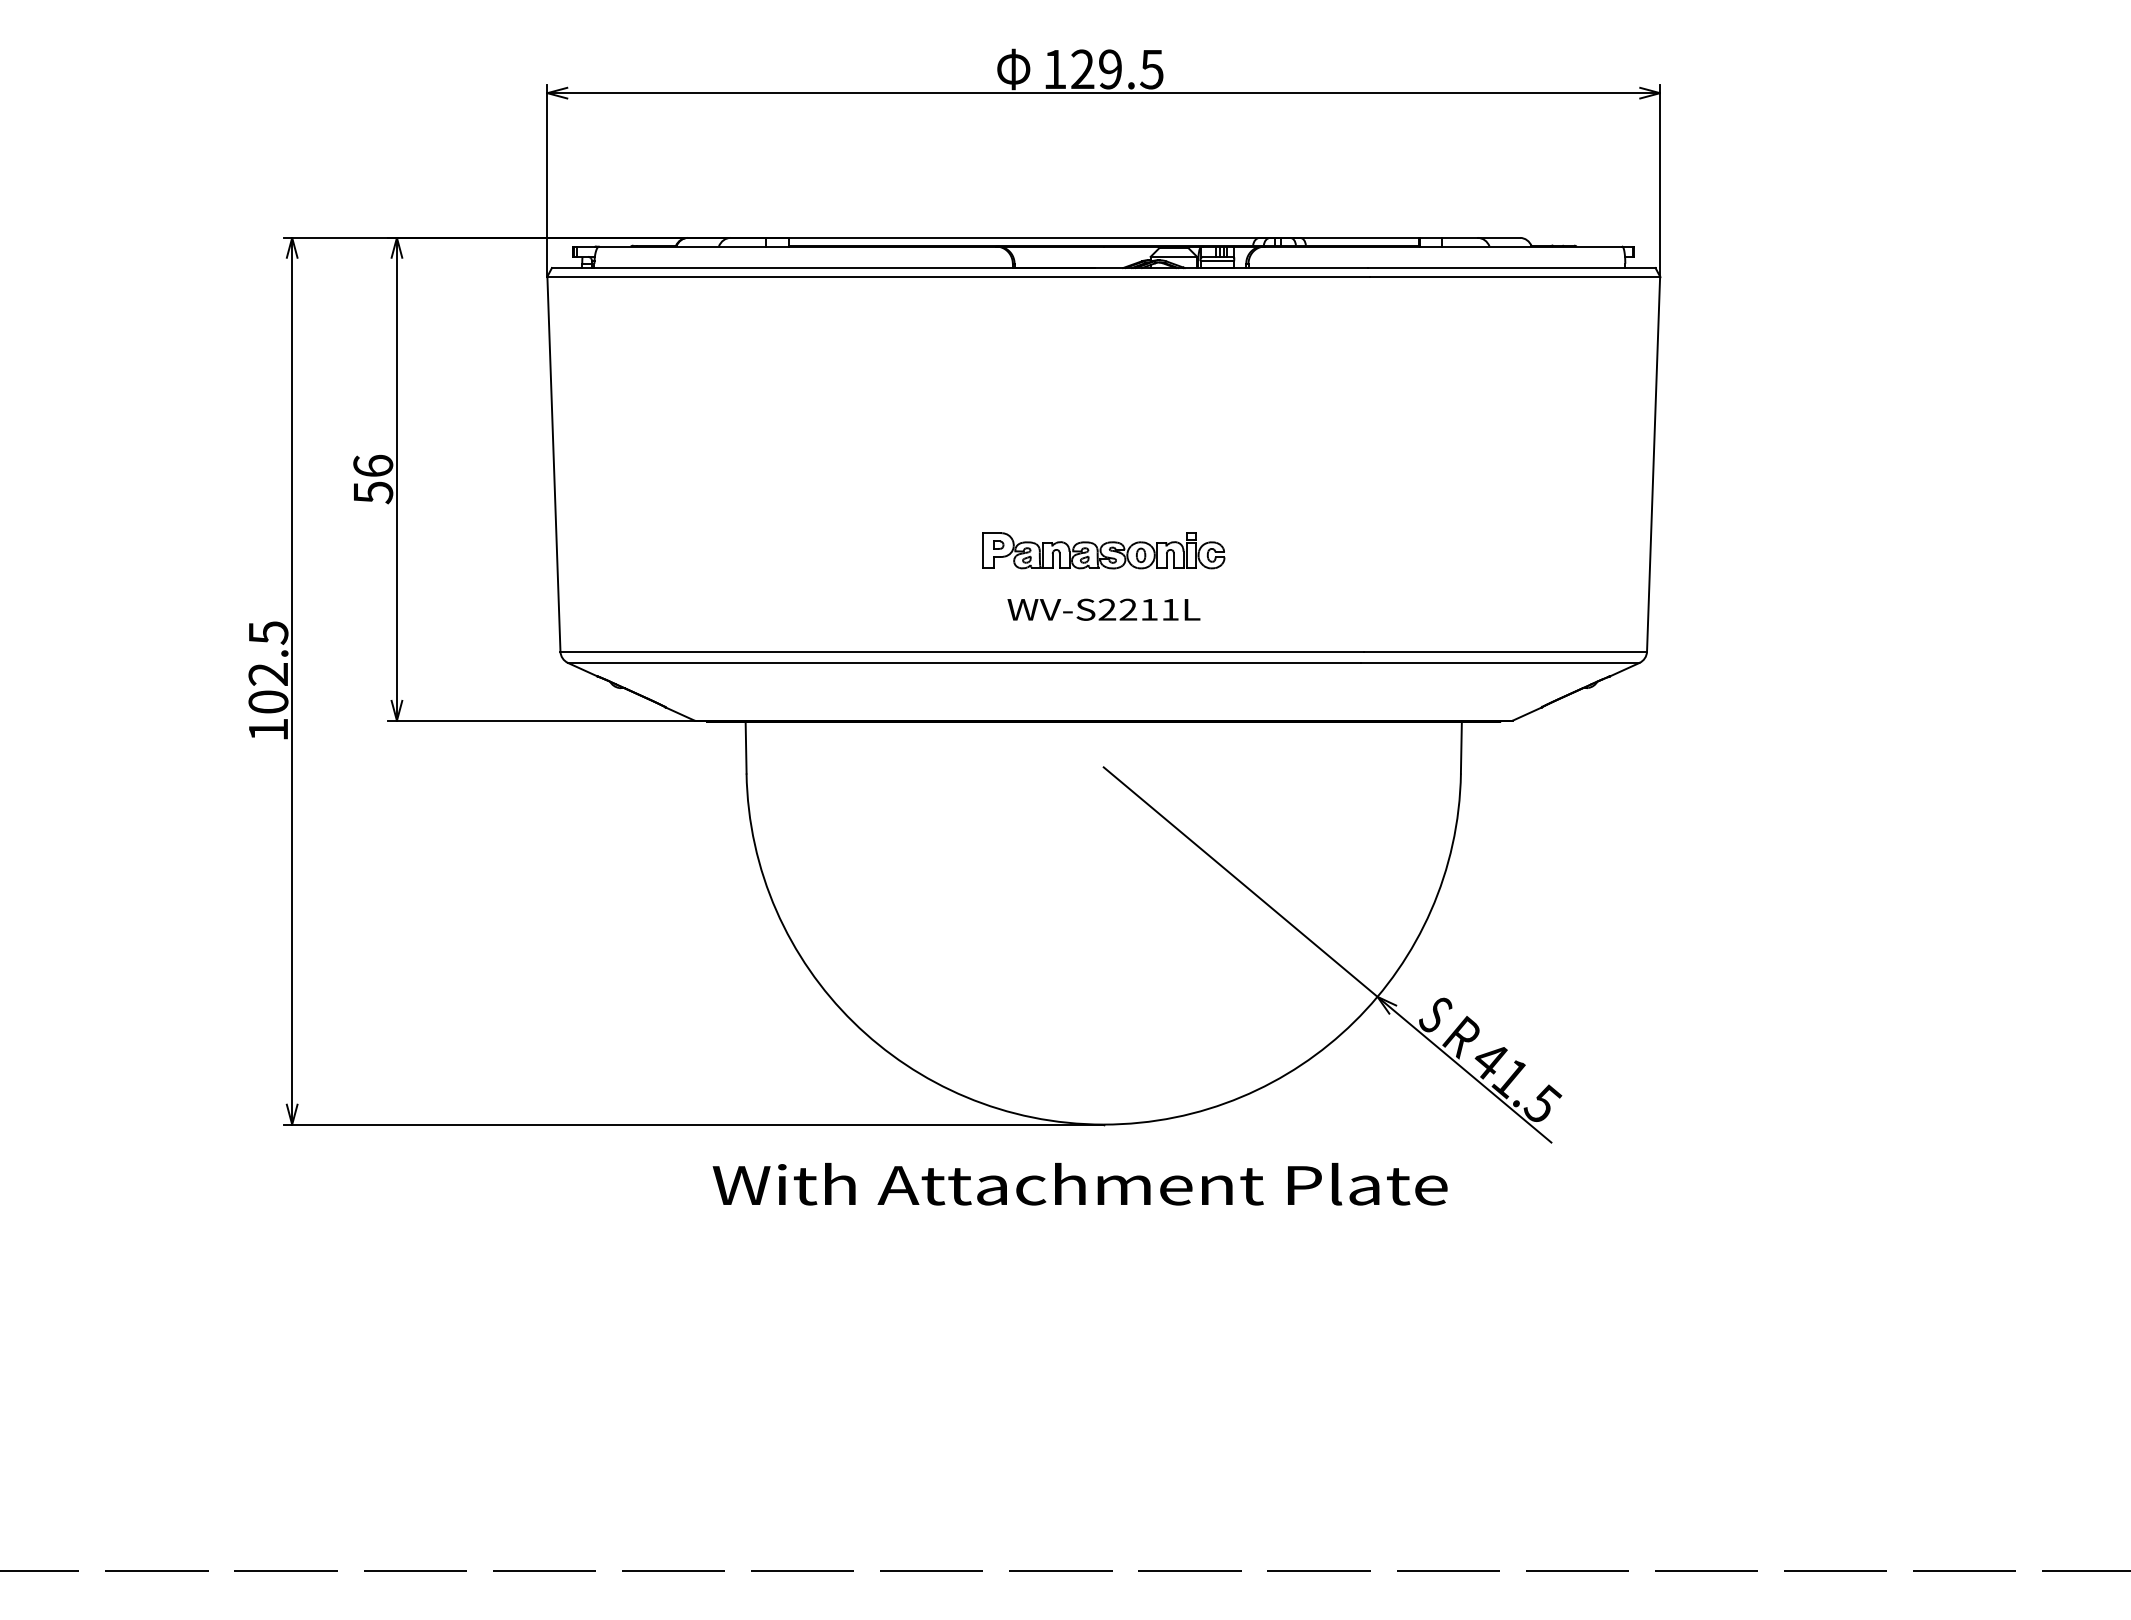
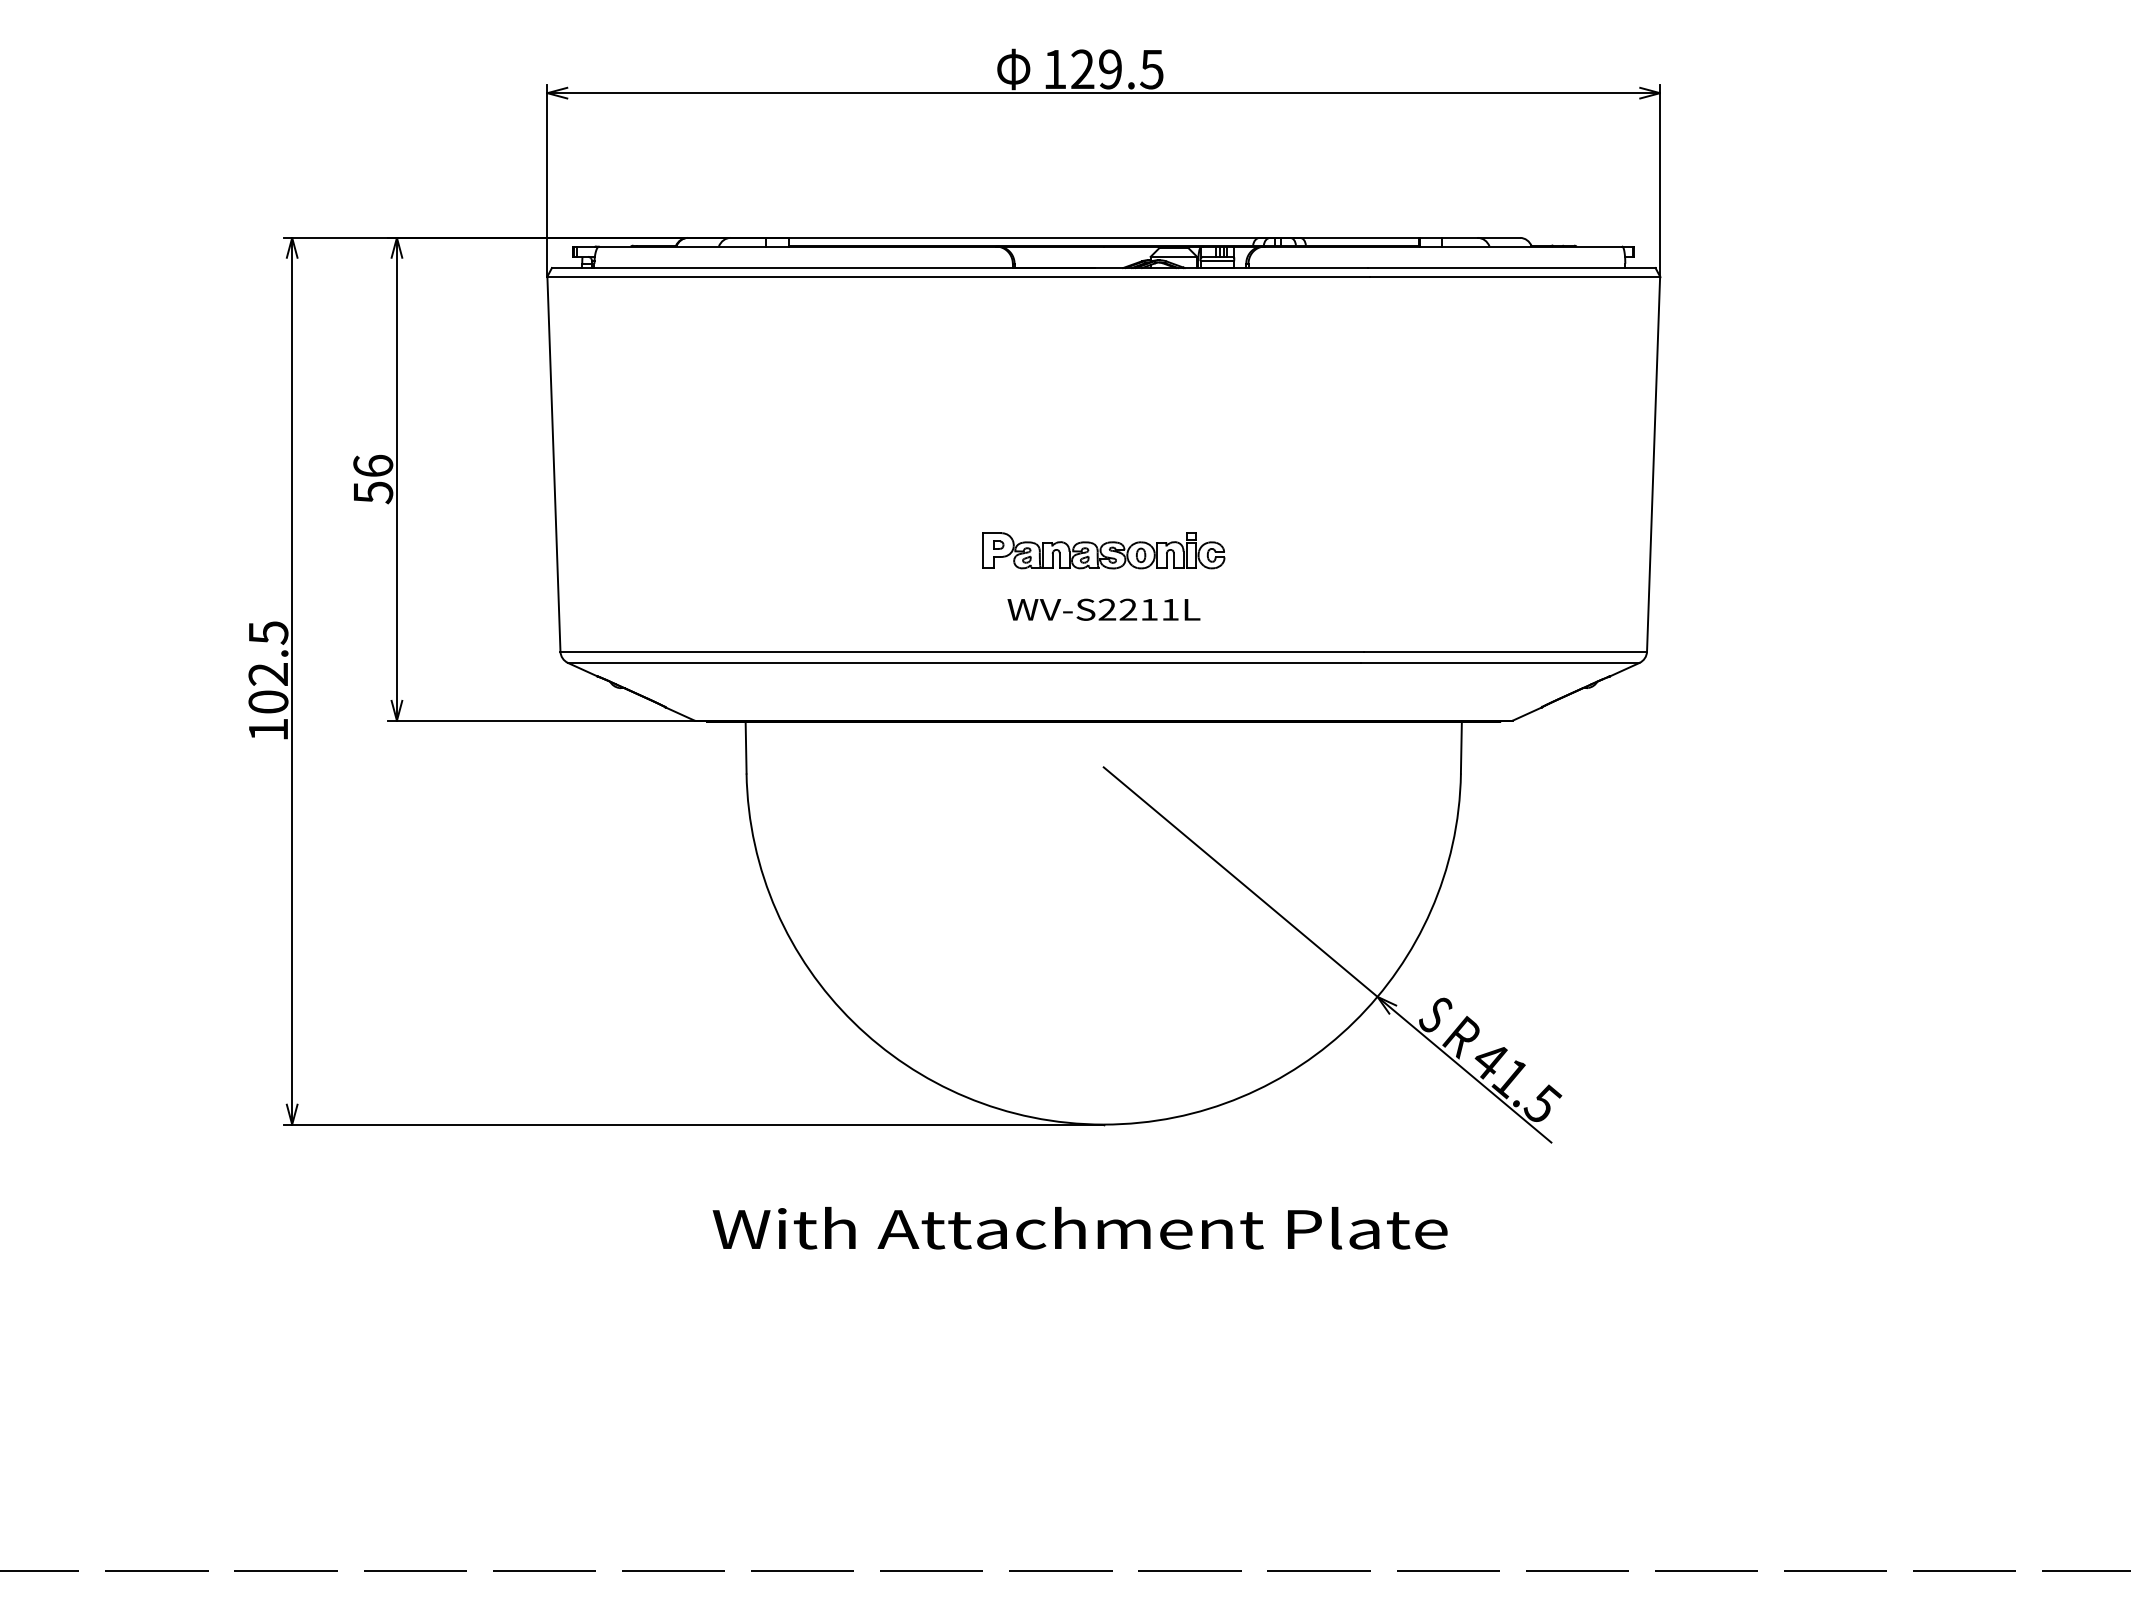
text position: (1079, 1184) -> (1079, 1228) (1079, 1228)
